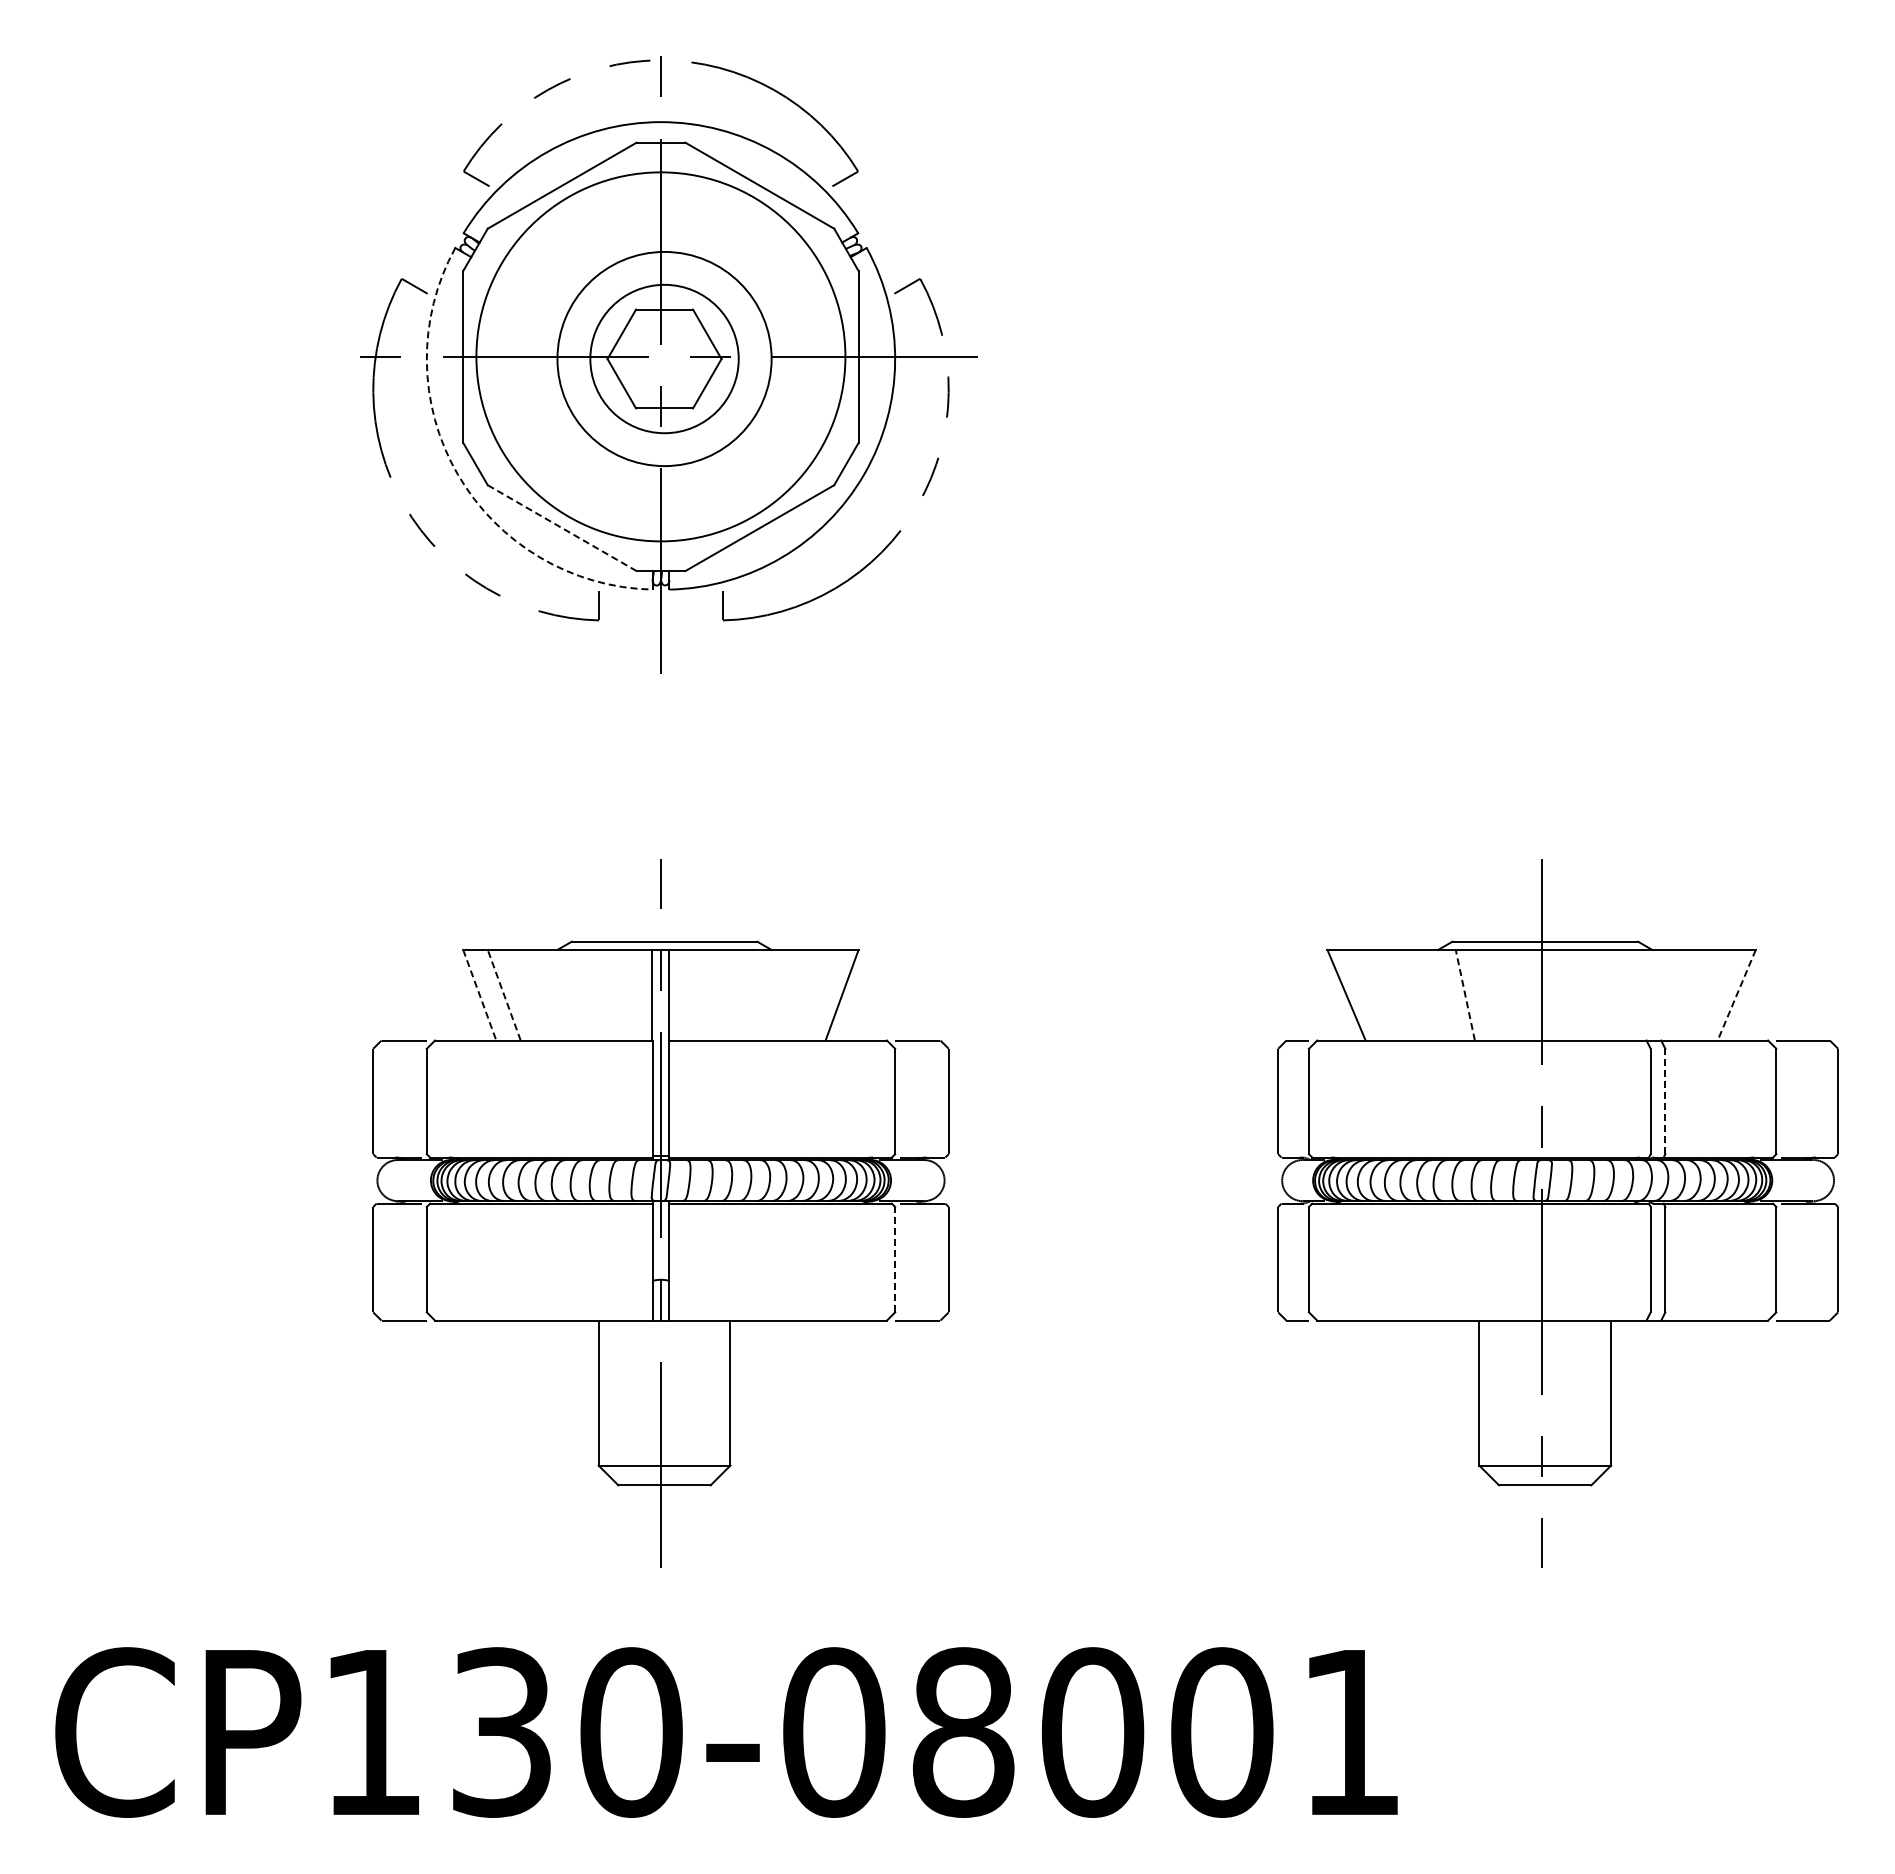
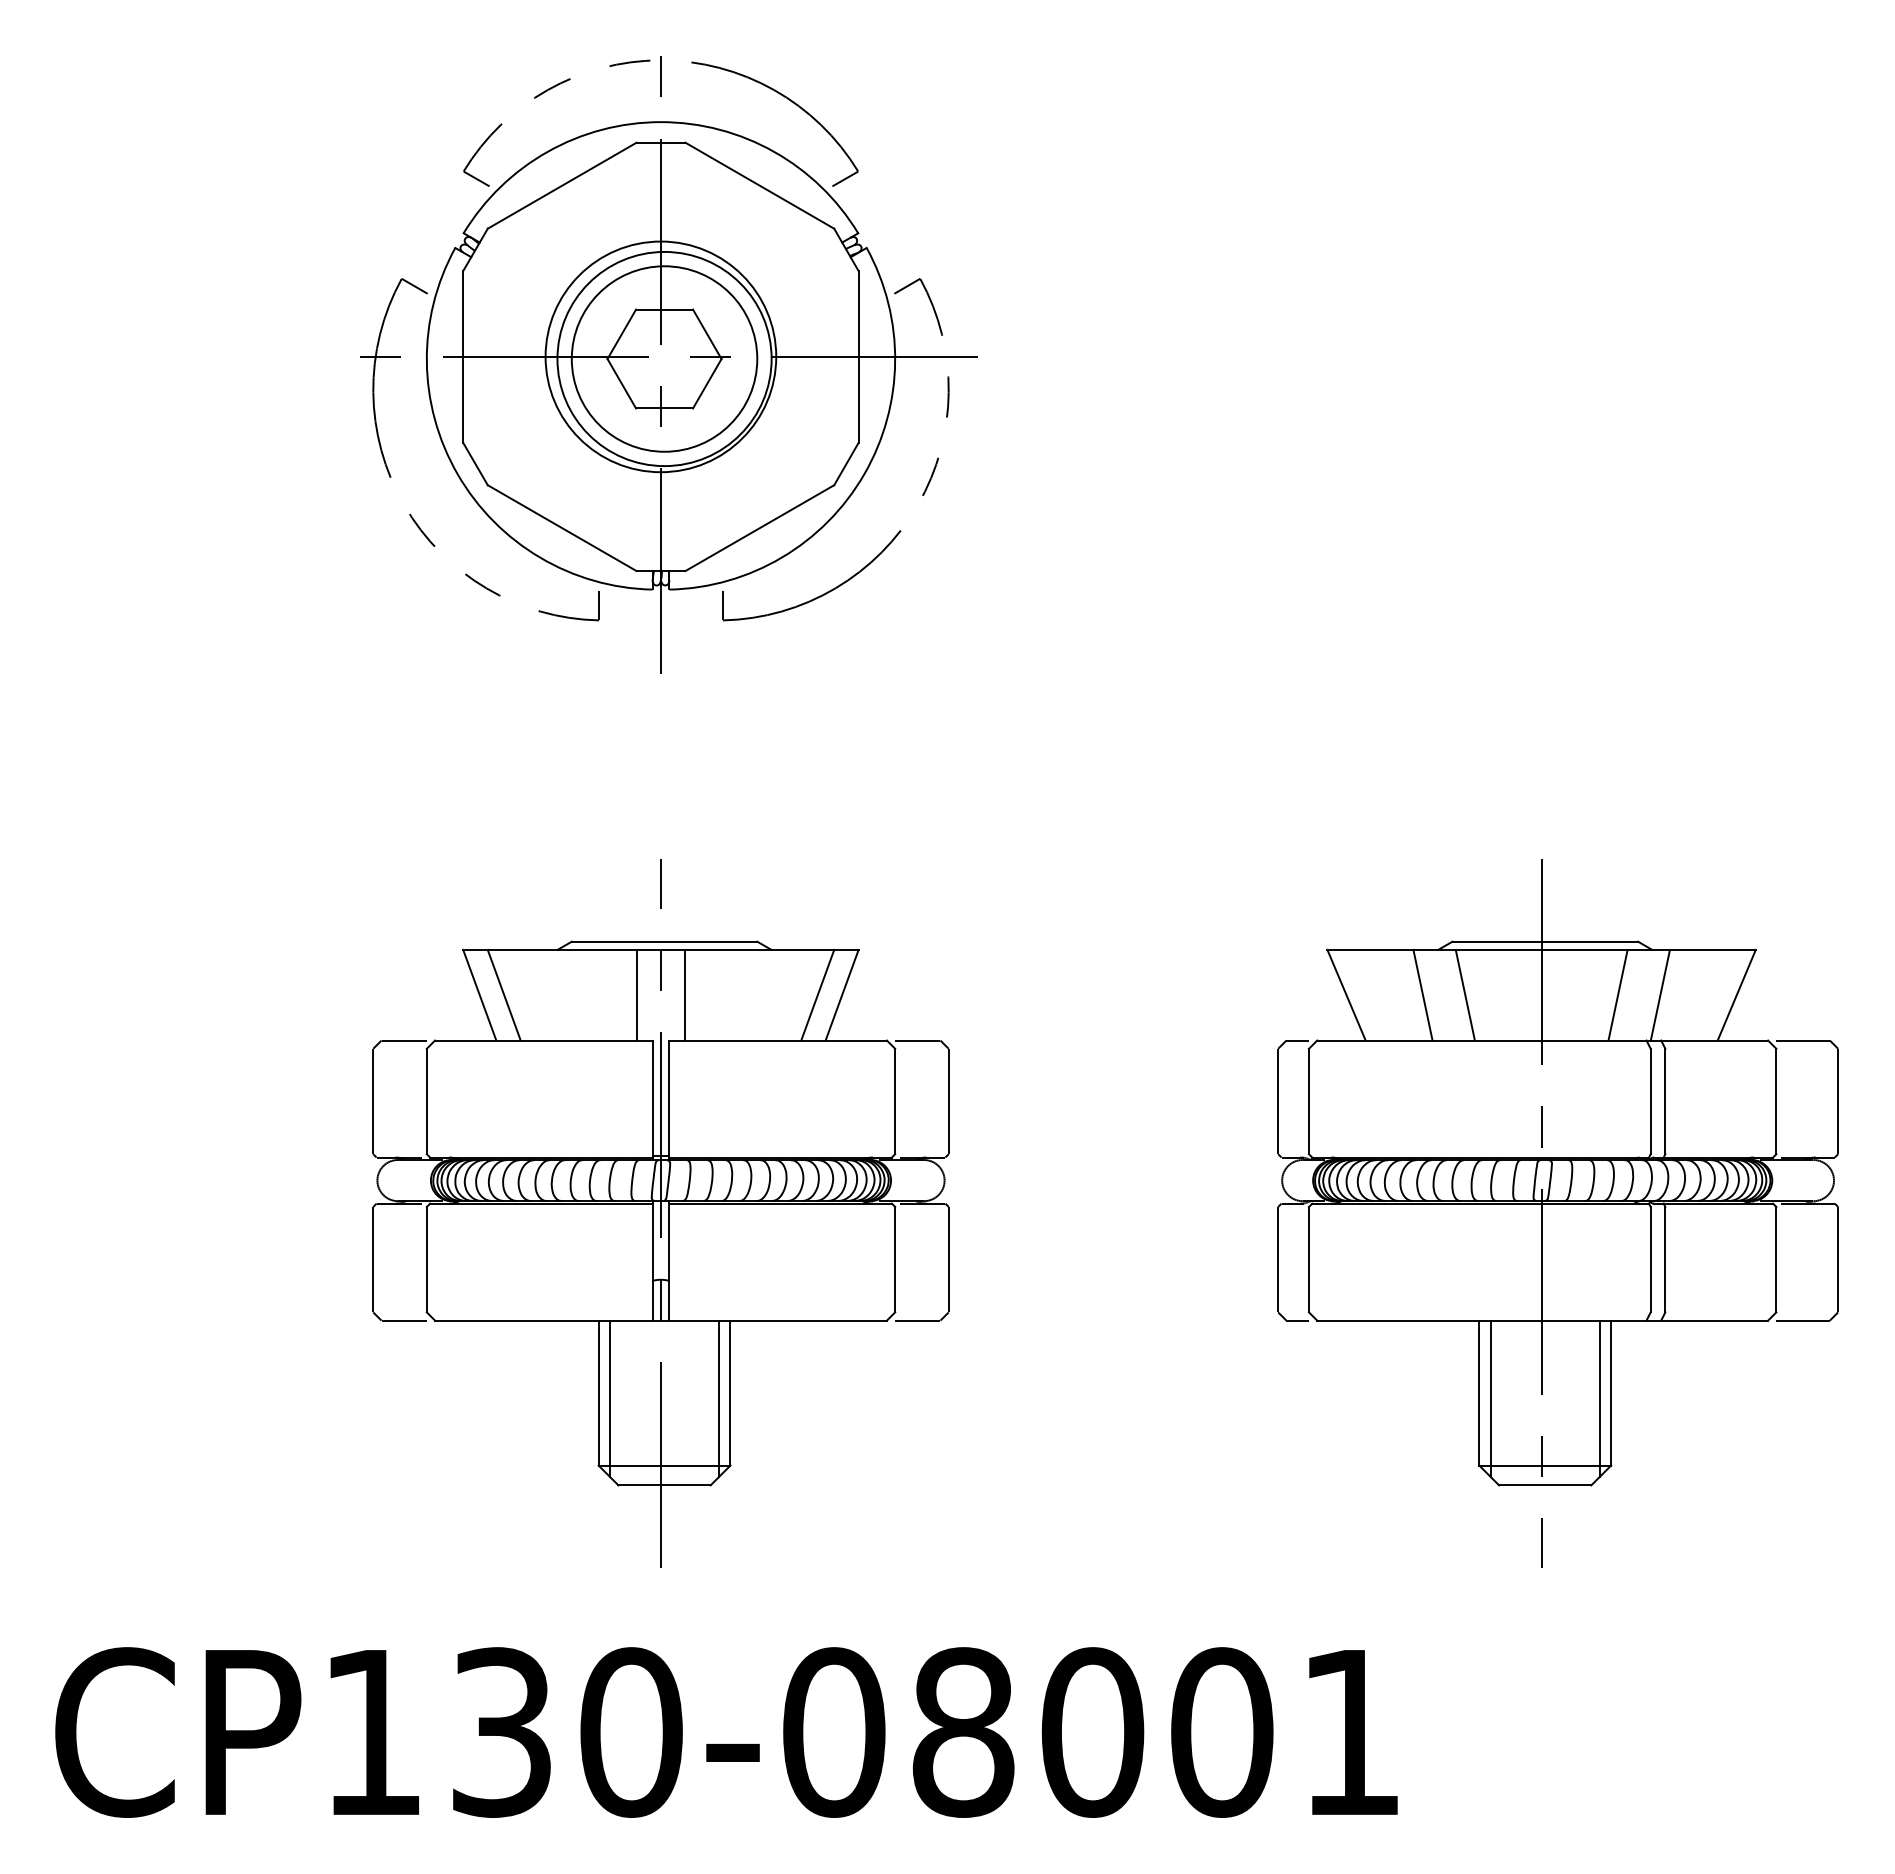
circle diameter: 369 px -> 231 px (660, 356)
circle diameter: 148 px -> 185 px (664, 358)
arc: dashed -> solid (457, 474)
line: dashed -> solid (562, 528)
line: dashed -> solid (504, 994)
line position: (651, 994) -> (636, 994) (636, 994)
line position: (669, 994) -> (685, 994) (685, 994)
line: none -> present (817, 994)
line: none -> present (1422, 994)
line: dashed -> solid (1465, 994)
line: none -> present (1617, 994)
line: none -> present (1659, 994)
line: dashed -> solid (479, 995)
line: dashed -> solid (1736, 995)
line: dashed -> solid (1665, 1101)
line: dashed -> solid (895, 1259)
line: none -> present (609, 1398)
line: none -> present (719, 1398)
line: none -> present (1490, 1398)
line: none -> present (1599, 1398)
